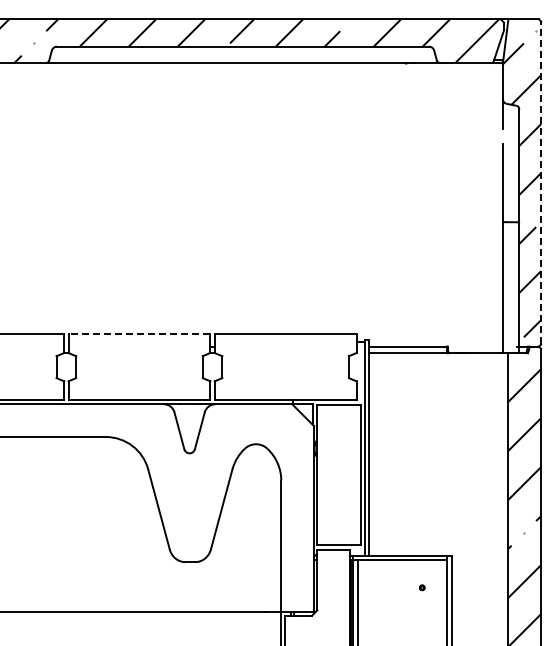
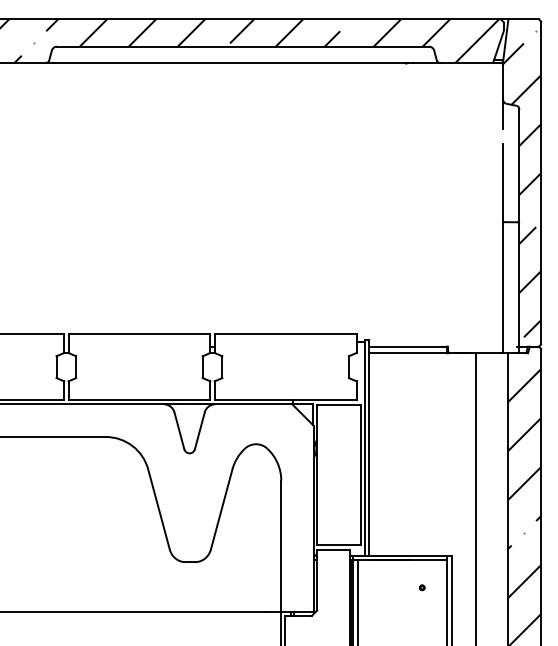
line: dashed -> solid (541, 182)
line: dashed -> solid (139, 334)
line: none -> present (475, 497)
